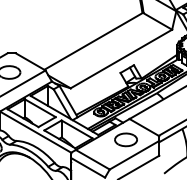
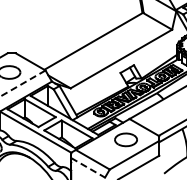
line: solid -> dashed (23, 83)
line: solid -> dashed (88, 167)
